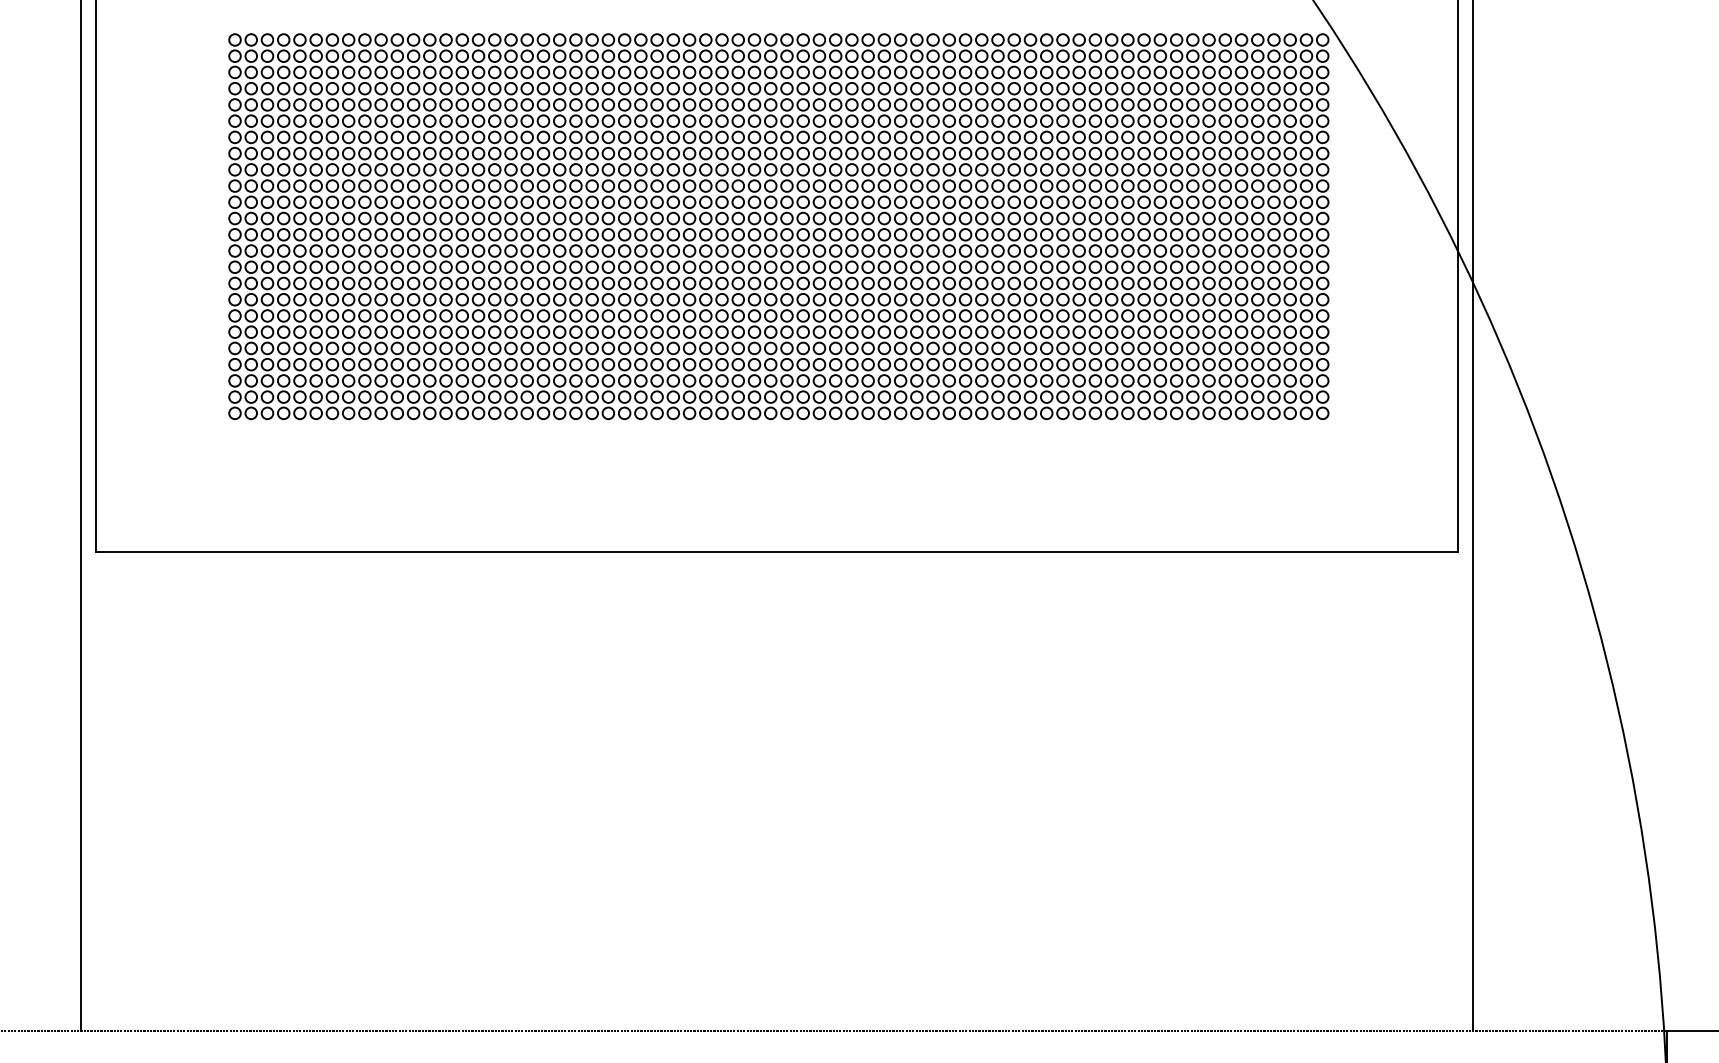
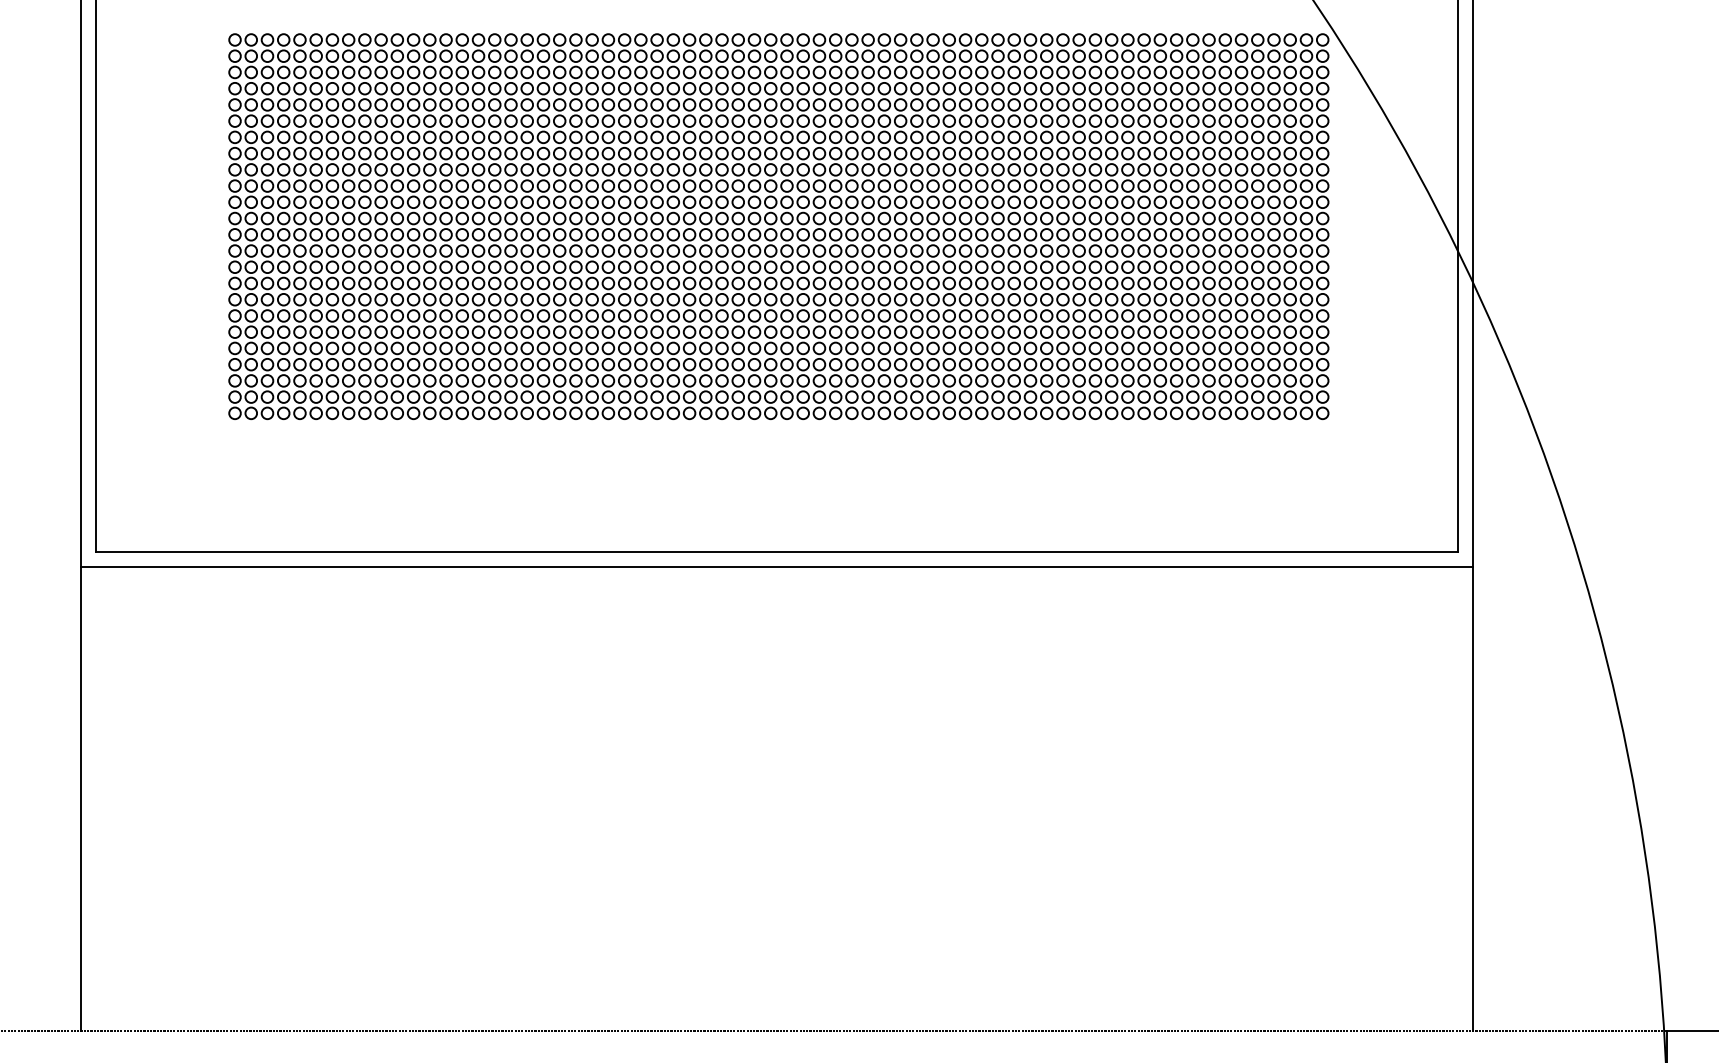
line: none -> present (776, 567)
